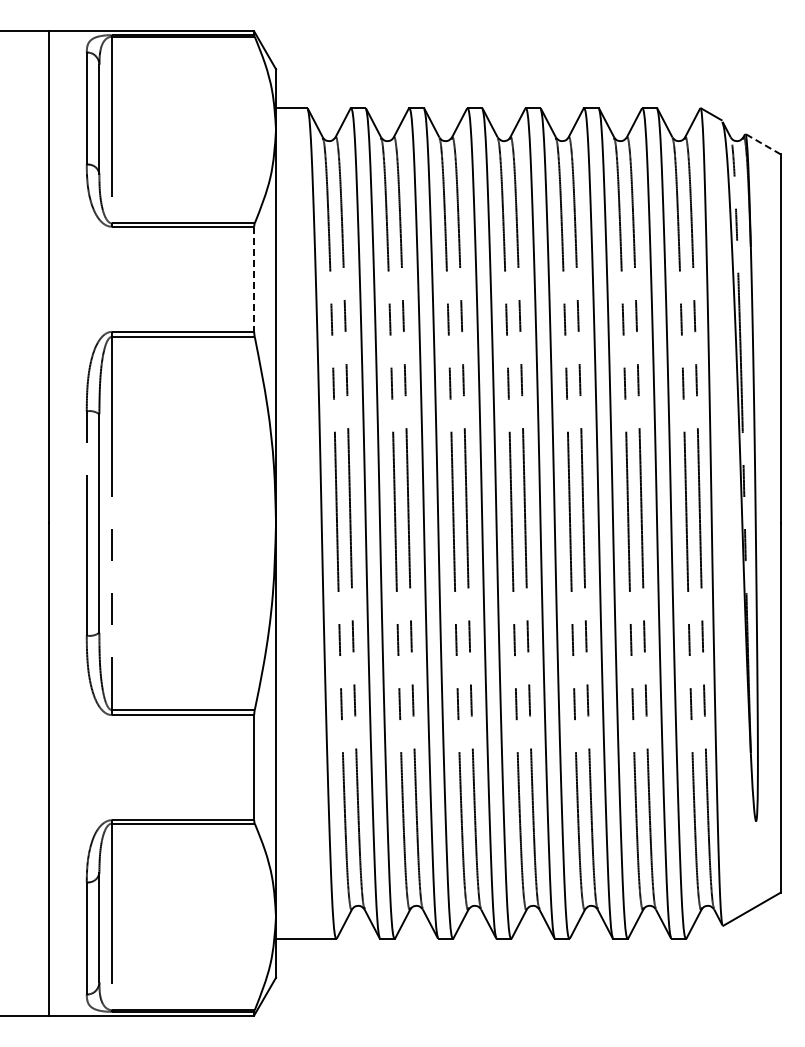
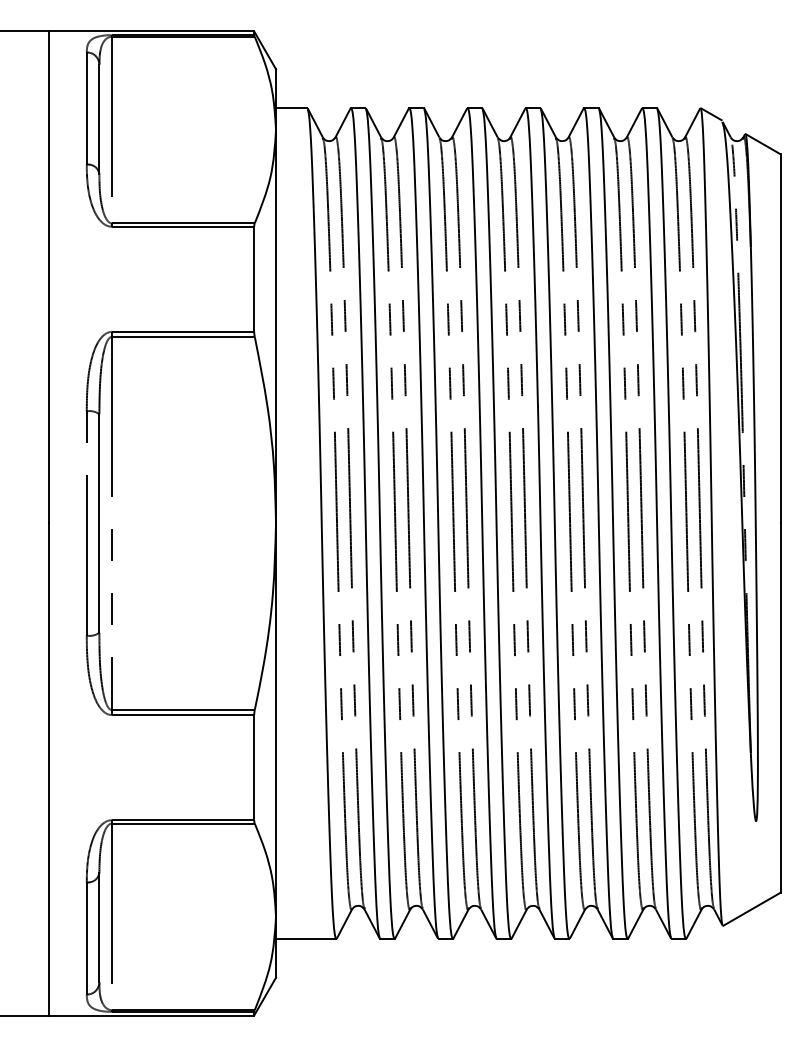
line: dashed -> solid (762, 144)
line: dashed -> solid (254, 279)
